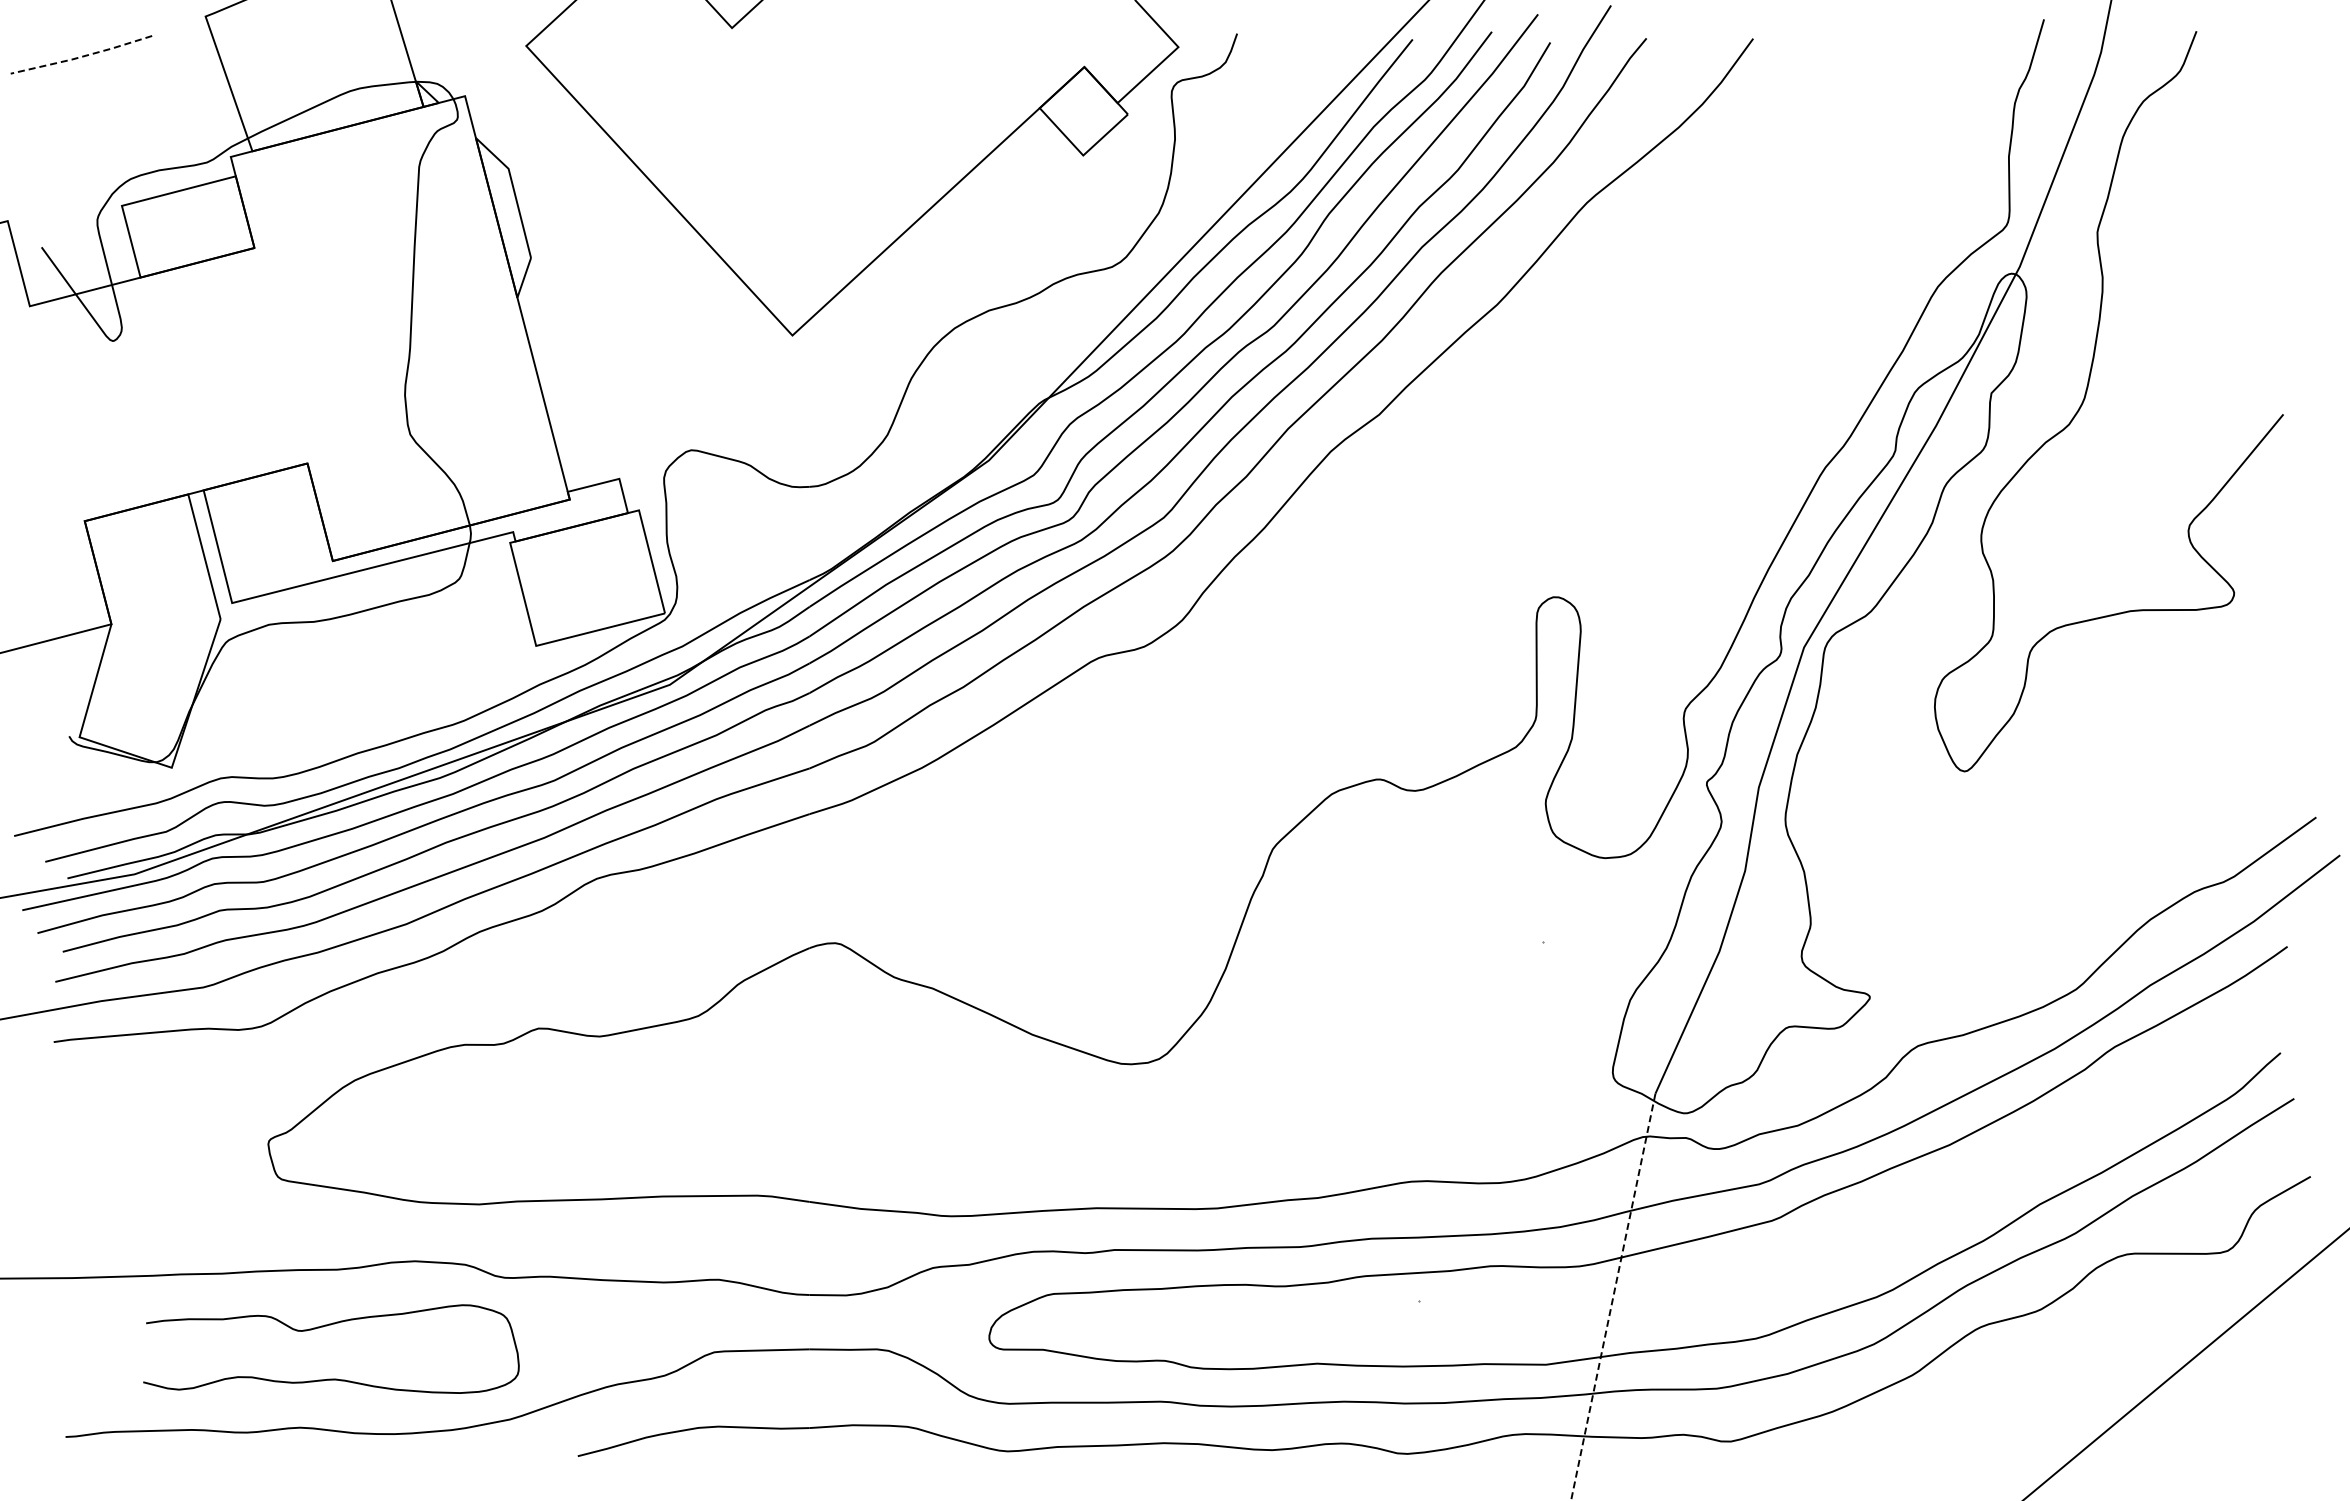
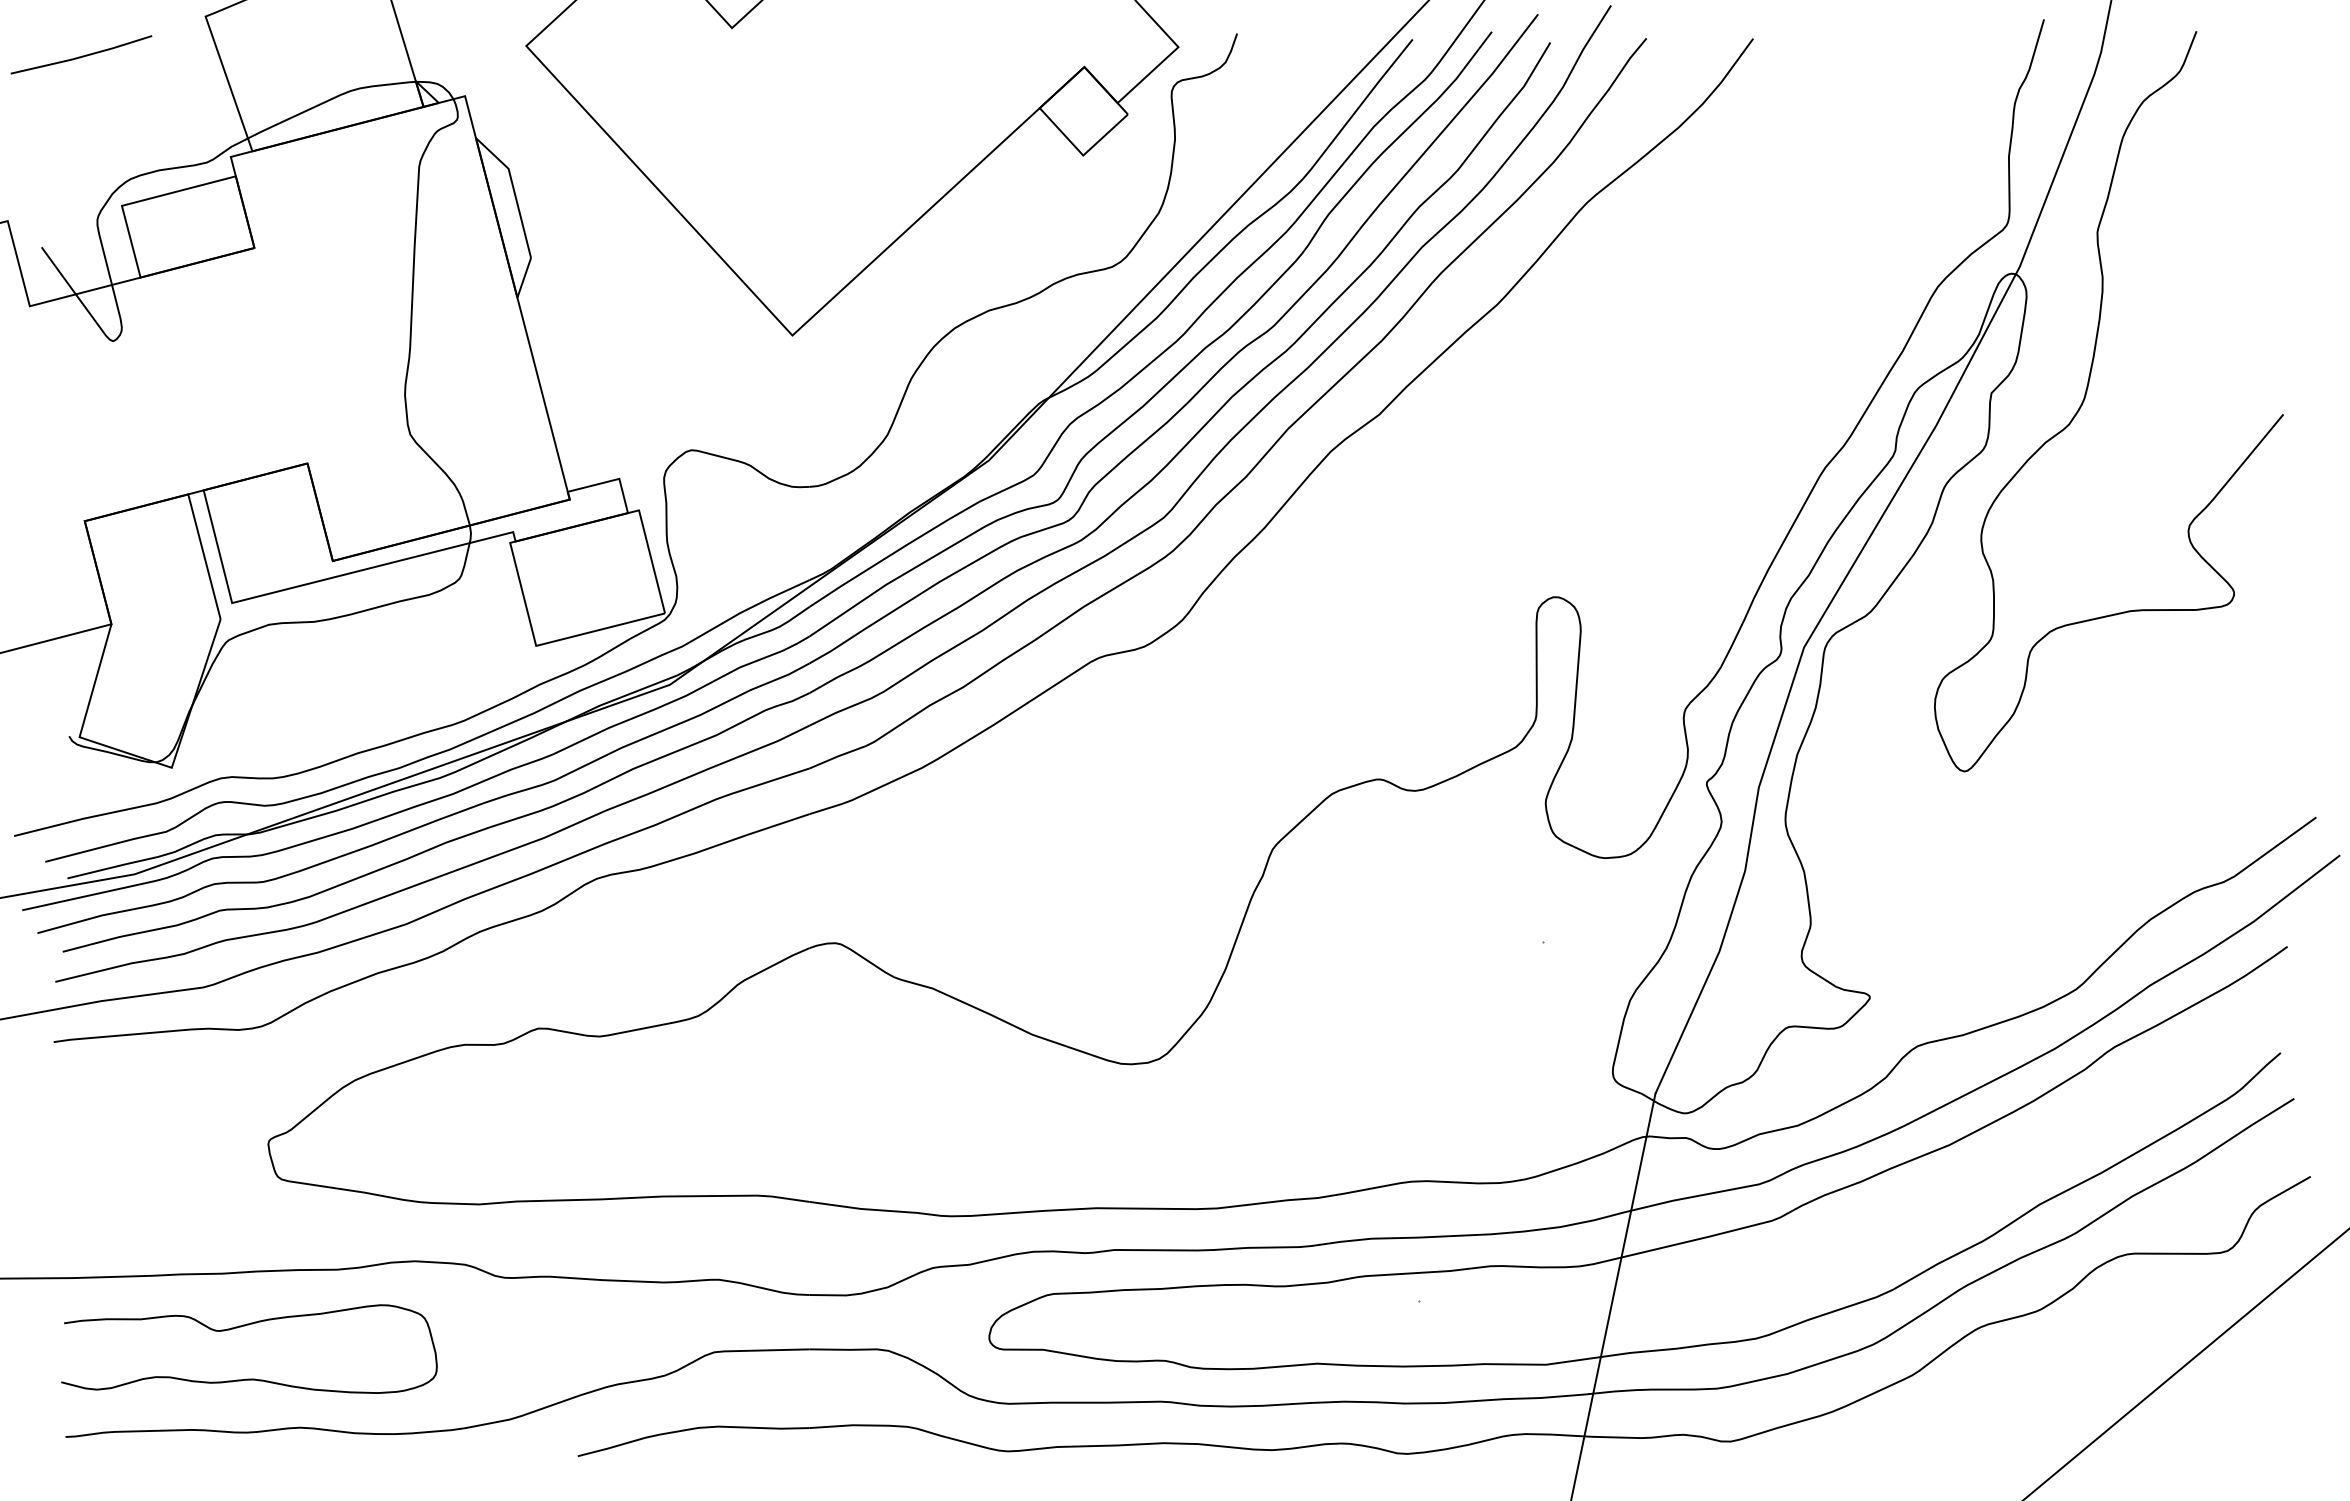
line: dashed -> solid (81, 56)
line: dashed -> solid (1613, 1297)
curve position: (327, 1326) -> (245, 1326) (245, 1326)
